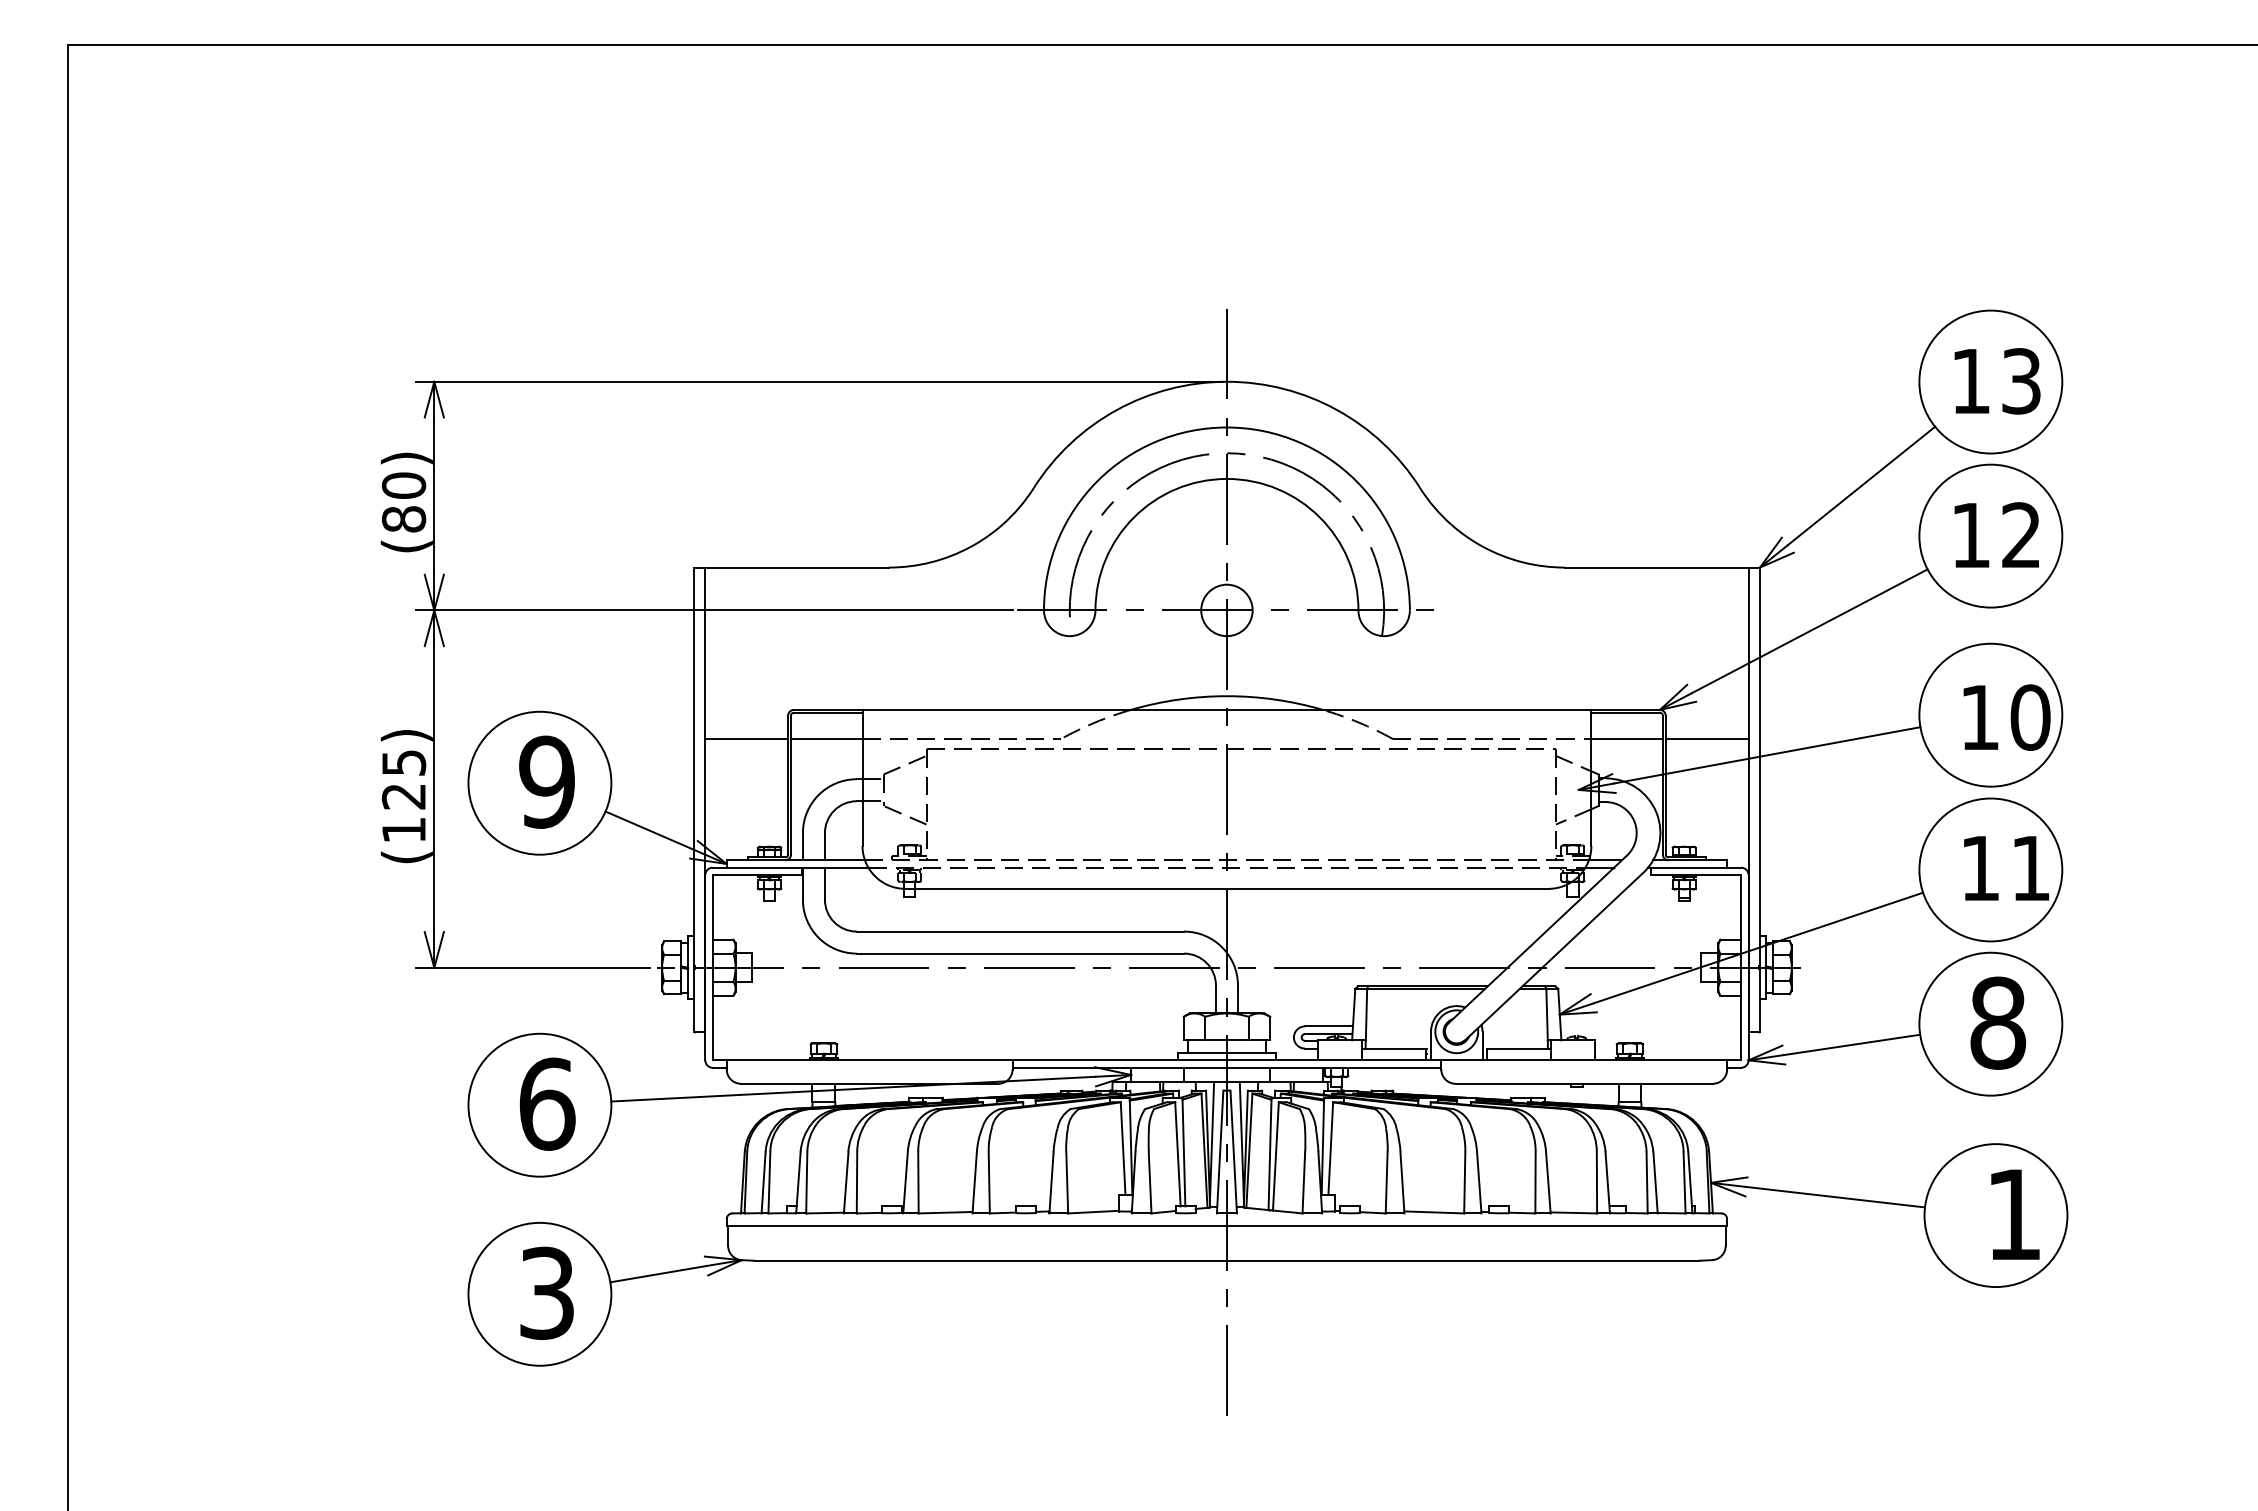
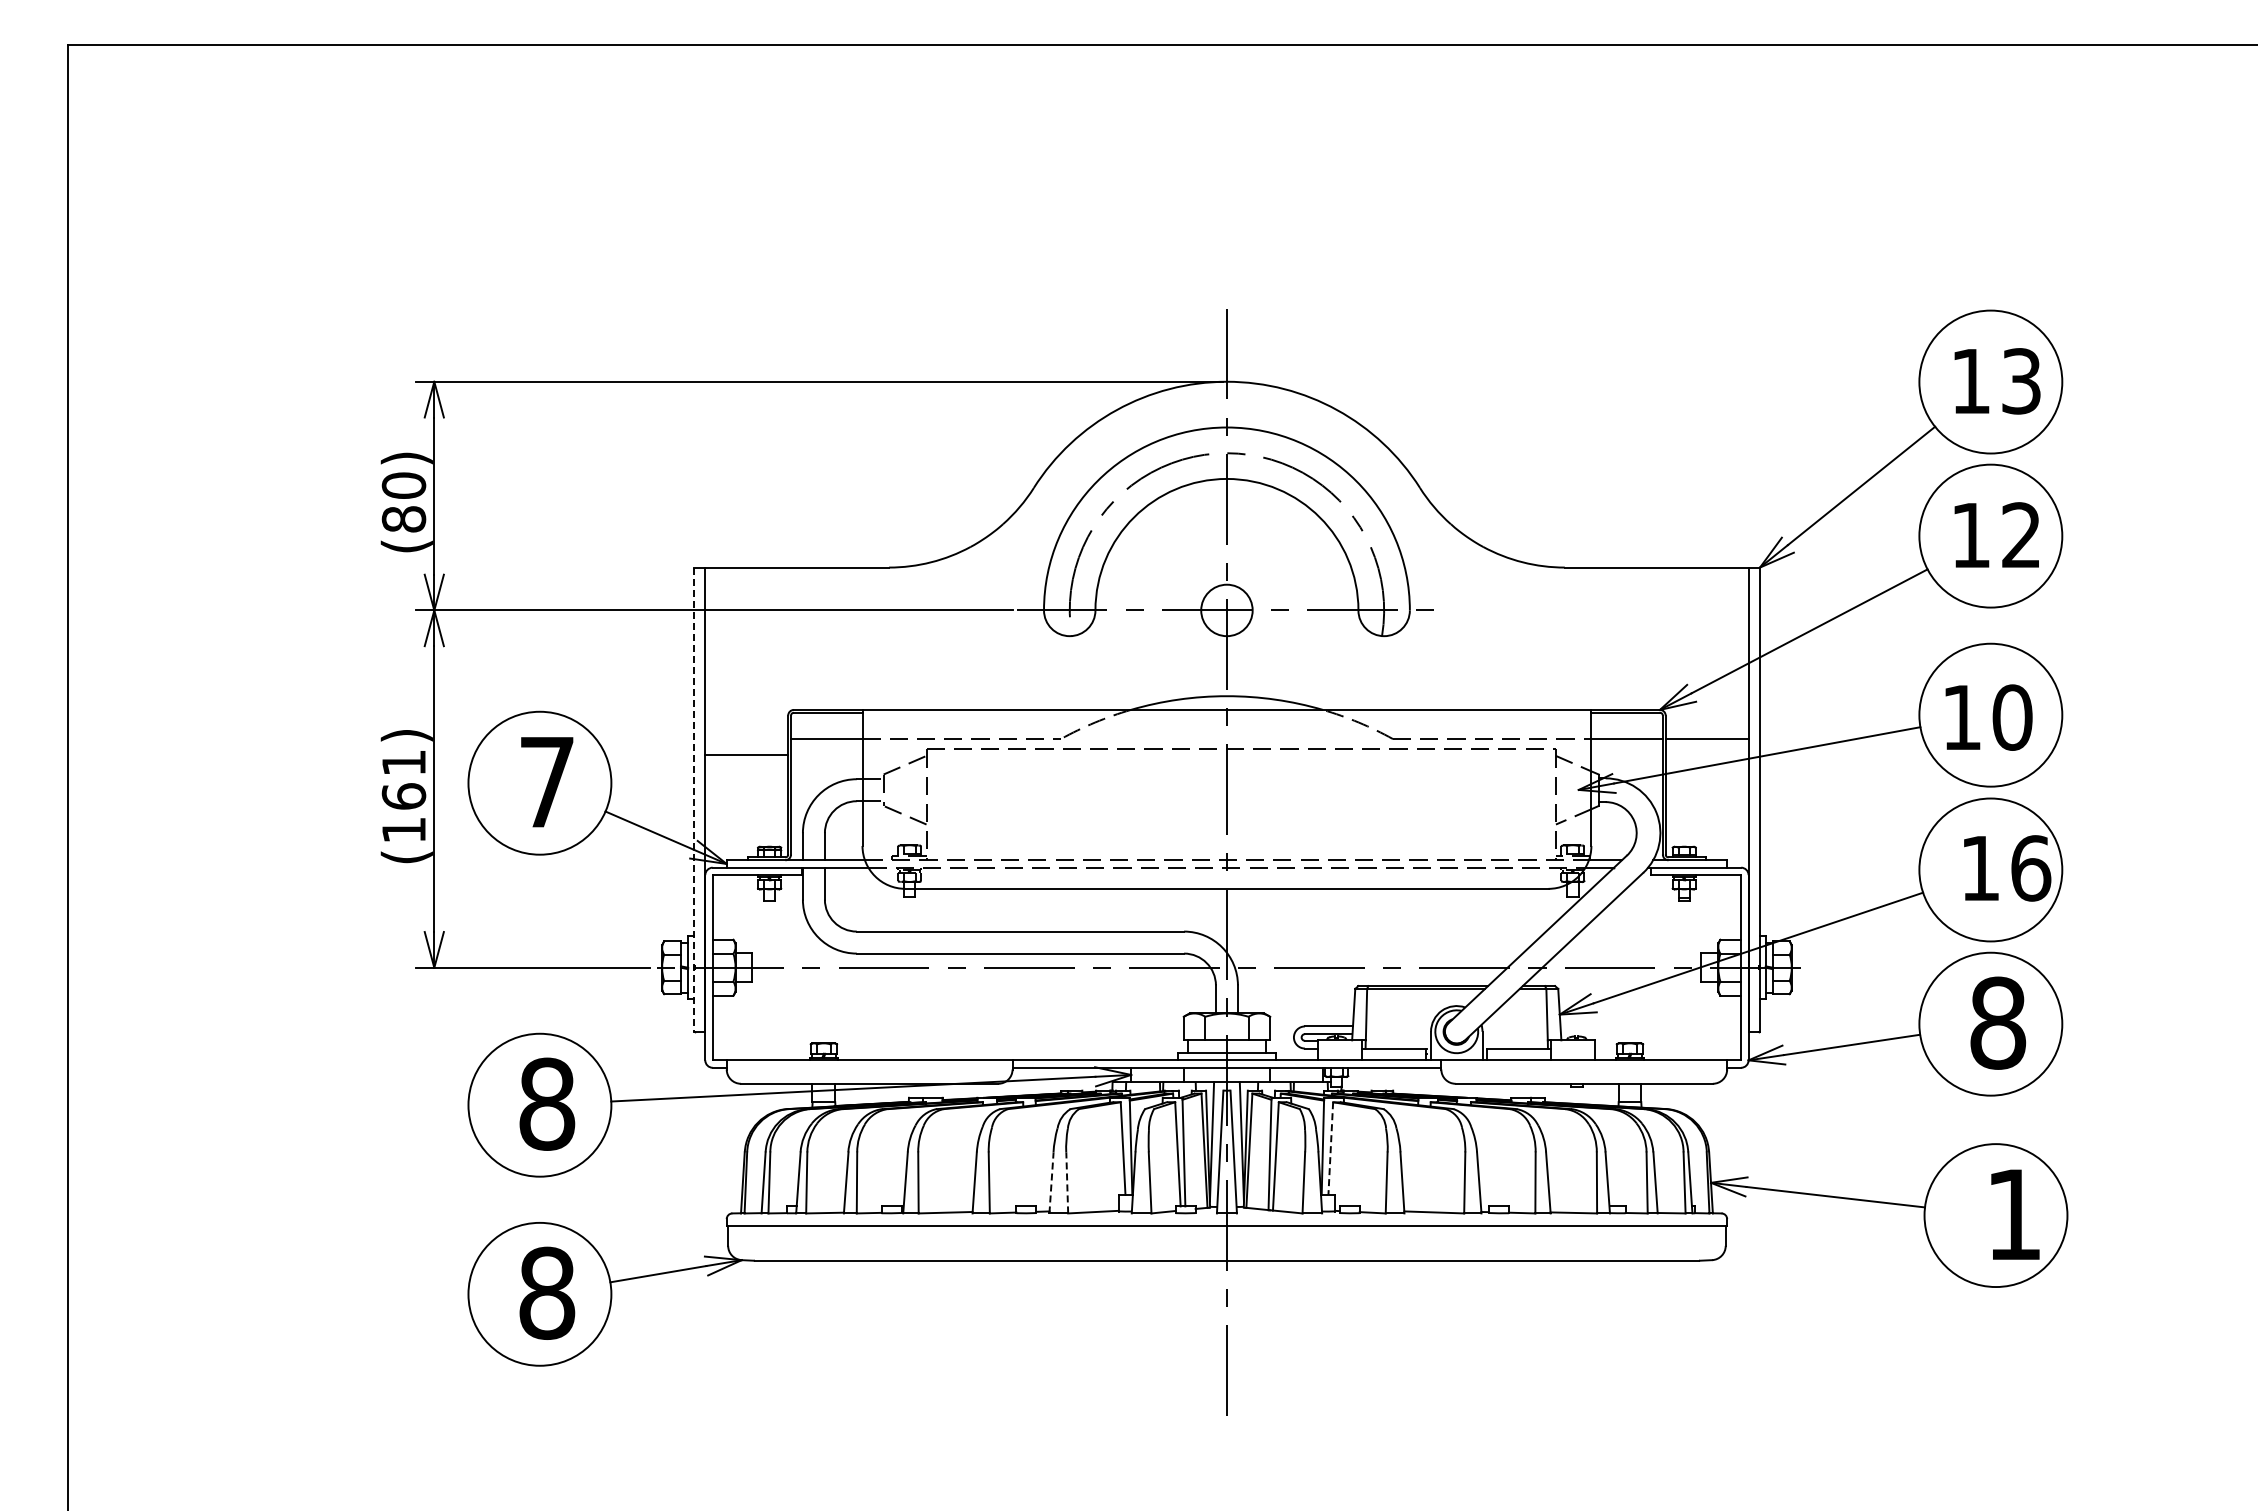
text position: (2006, 717) -> (1988, 717) (1988, 717)
line position: (746, 739) -> (746, 755) (746, 755)
text: (125) -> (161) (403, 779)
text: 9 -> 7 (546, 781)
line: solid -> dashed (693, 800)
text: 11 -> 16 (2031, 868)
text: 6 -> 8 (547, 1103)
line: solid -> dashed (1330, 1149)
line: solid -> dashed (1051, 1182)
line: solid -> dashed (1067, 1182)
text: 3 -> 8 (547, 1292)
